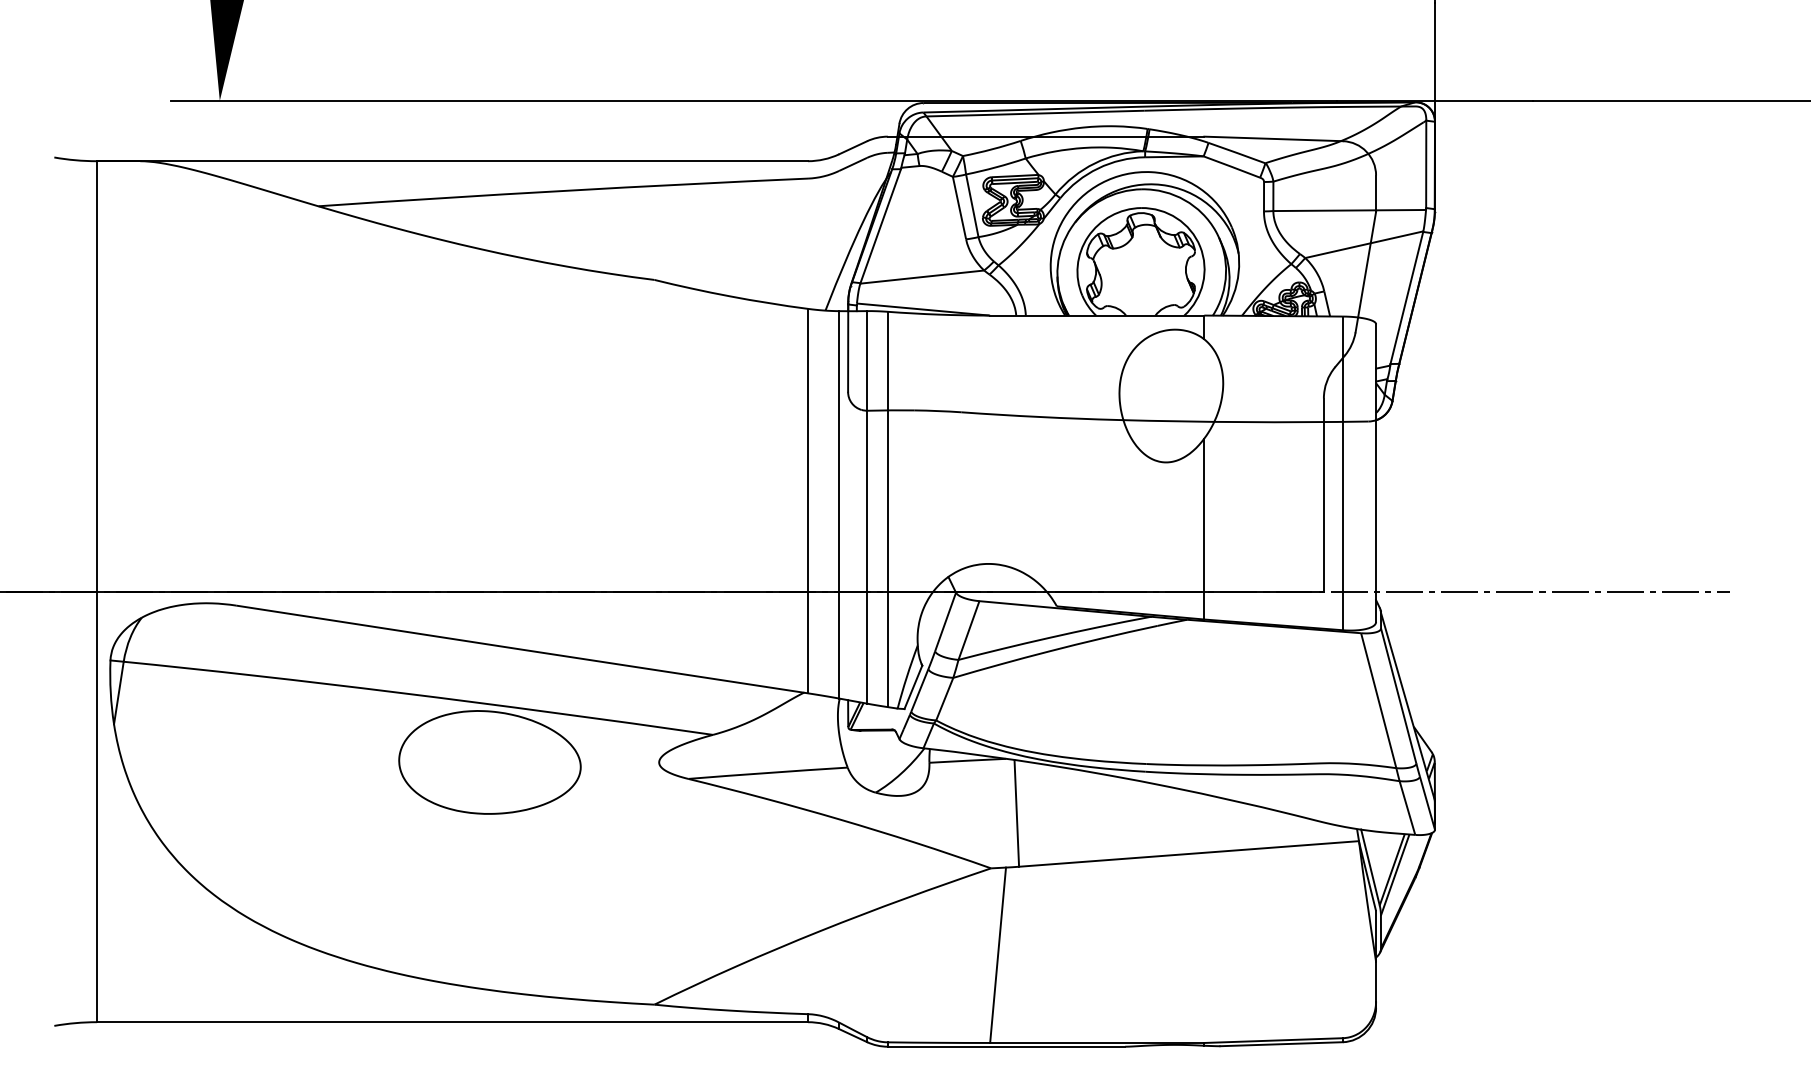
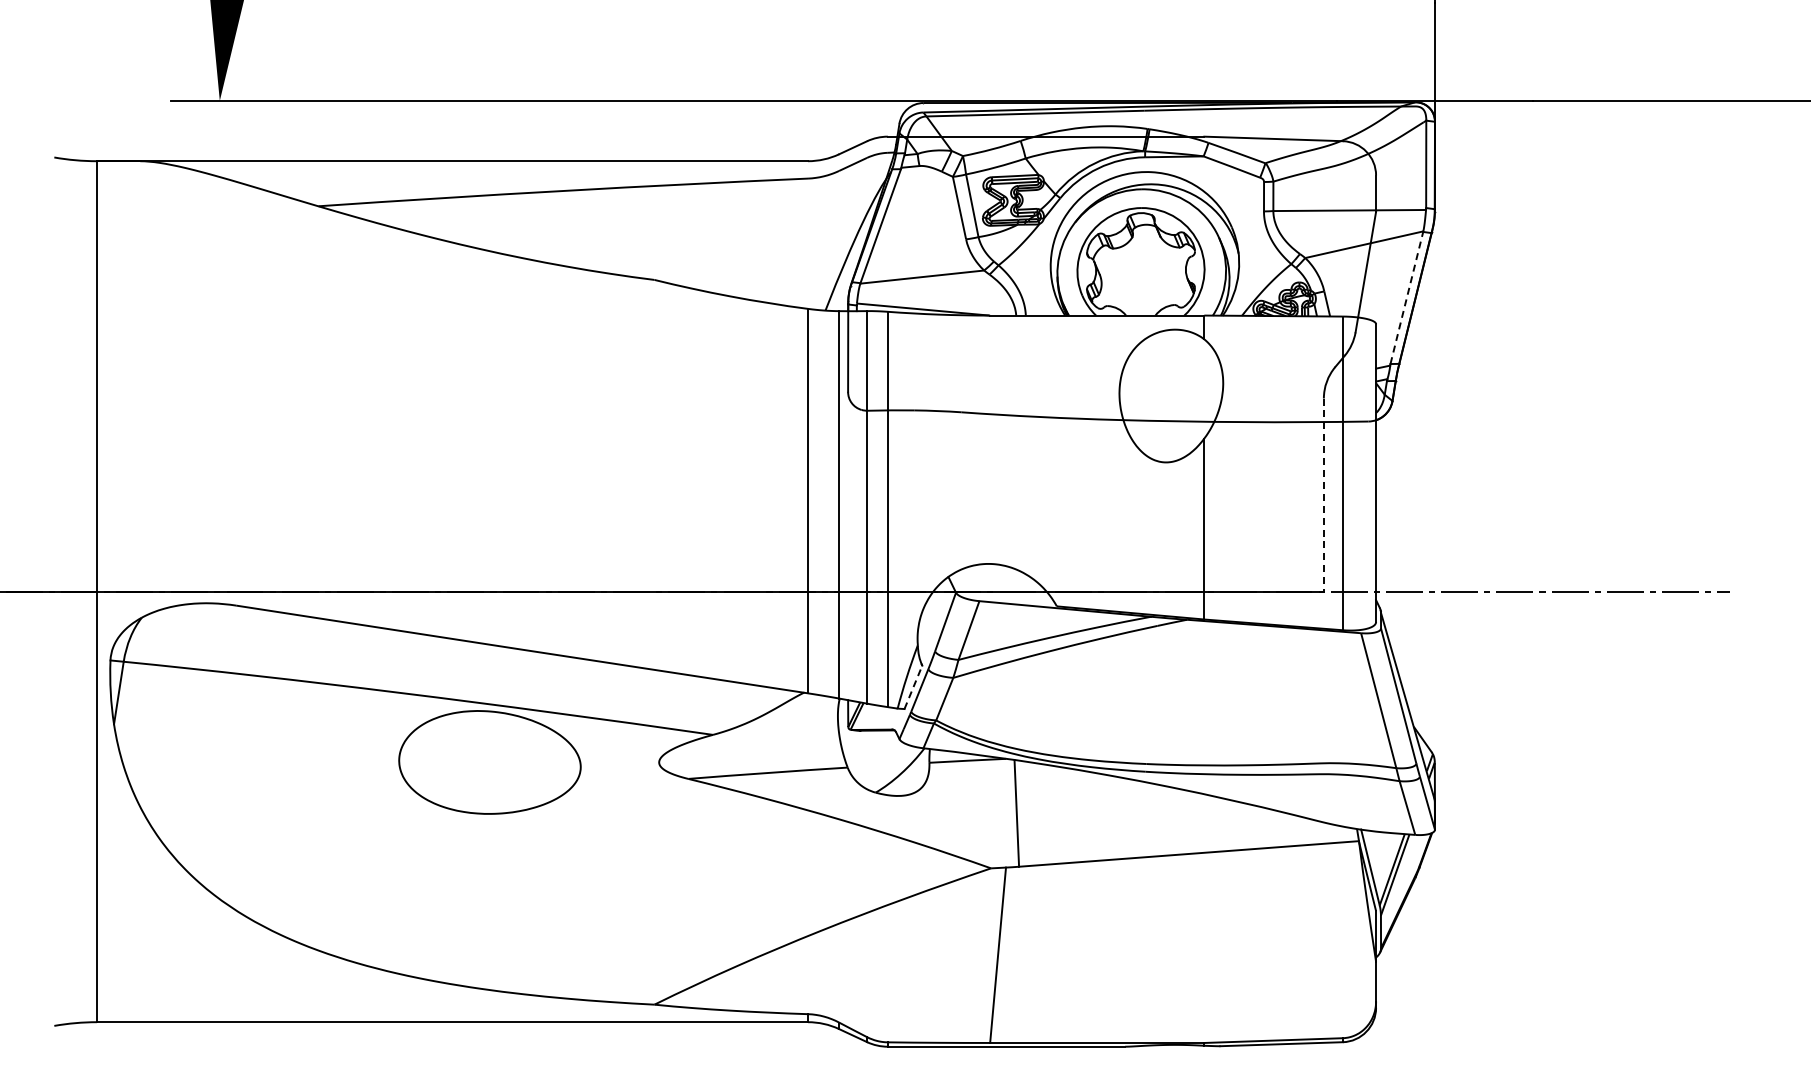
line: solid -> dashed (1406, 297)
line: solid -> dashed (1323, 495)
line: solid -> dashed (913, 686)
